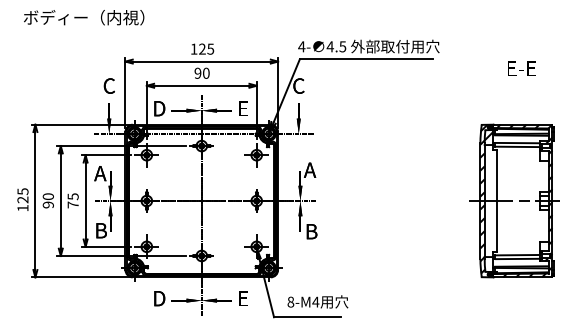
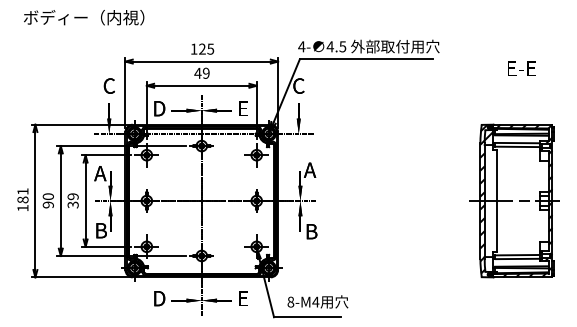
text: 90 -> 49 (201, 72)
text: 125 -> 181 (22, 195)
text: 75 -> 39 (72, 200)
